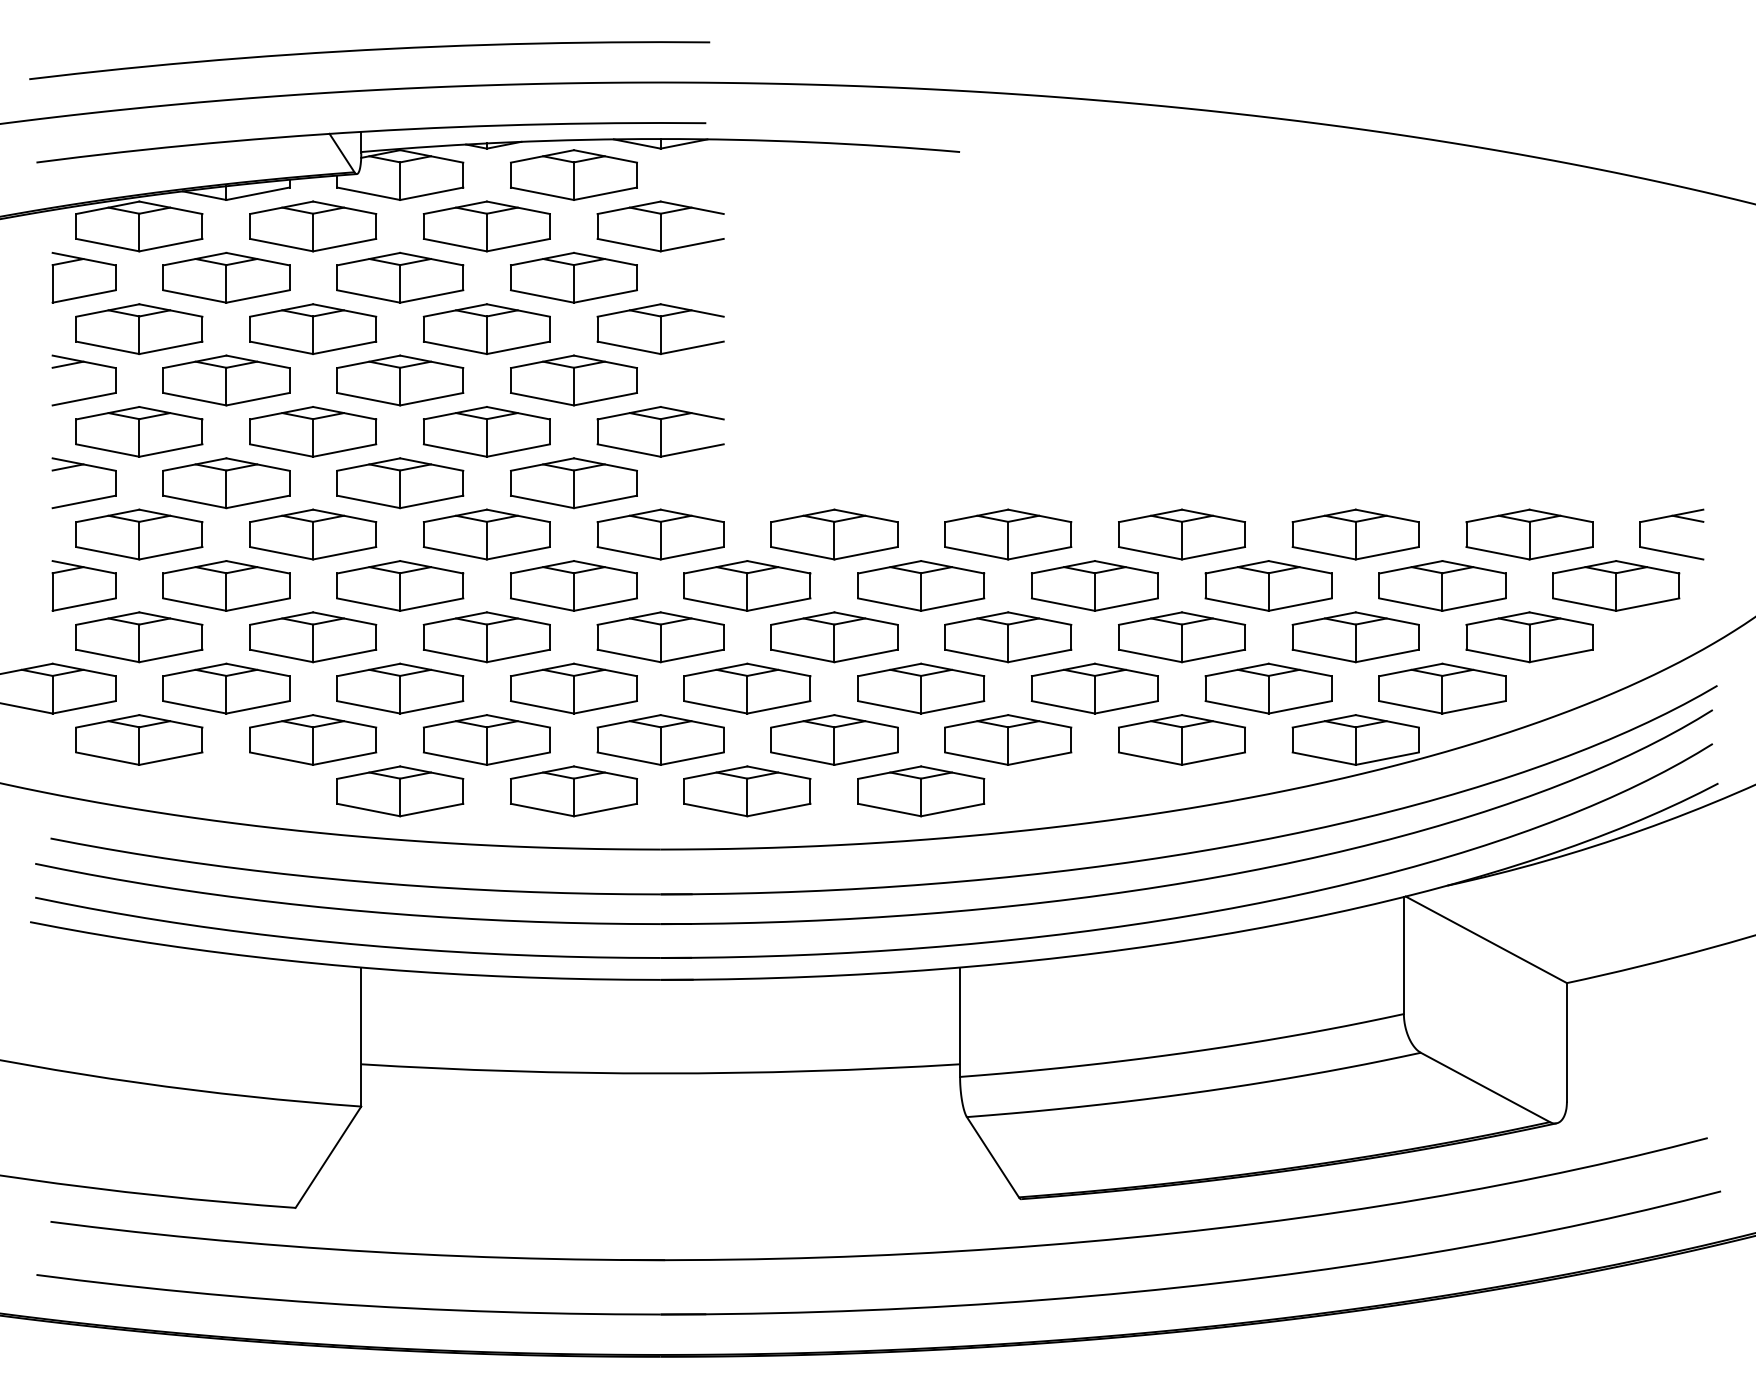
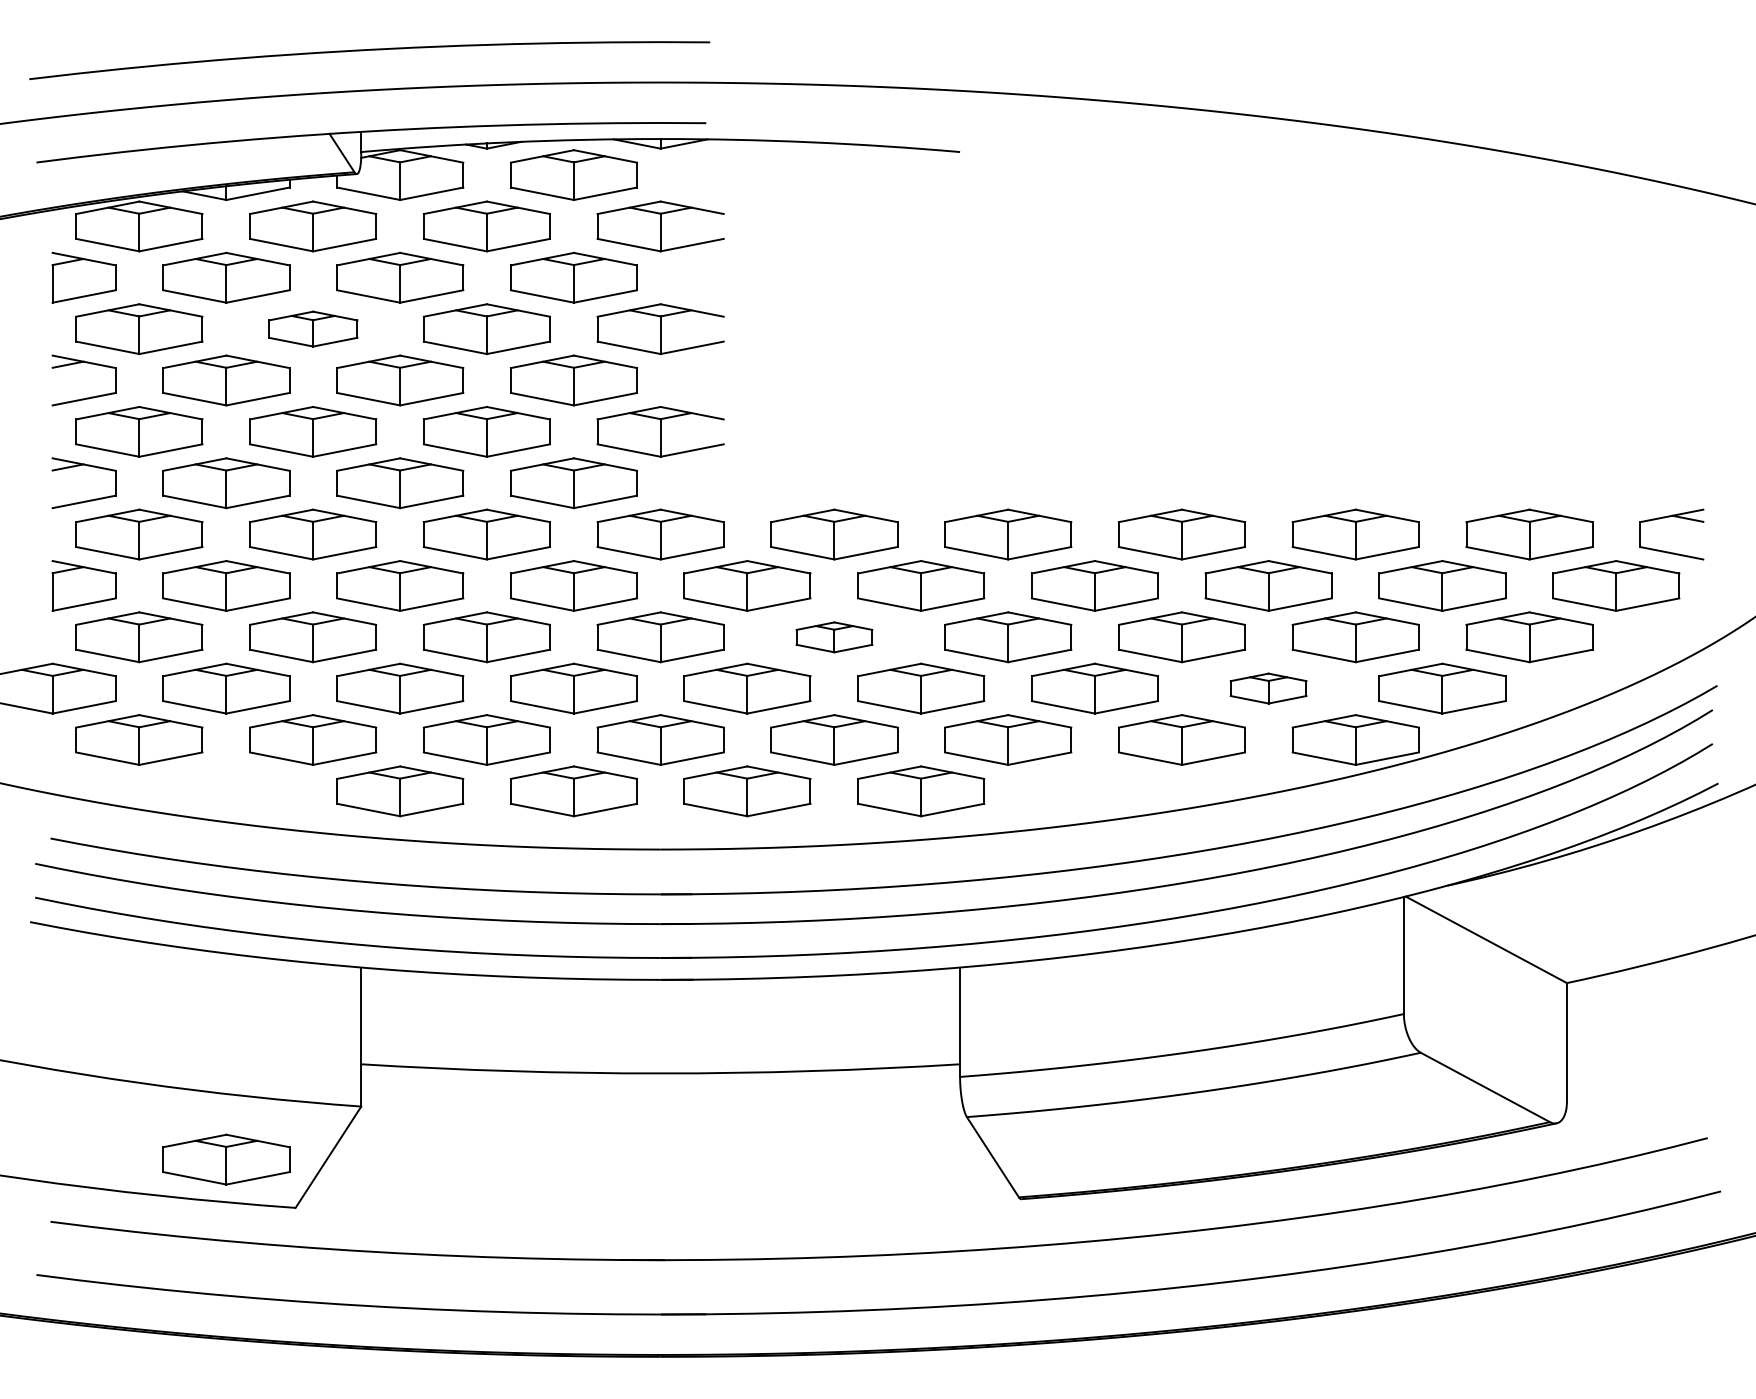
part size: 129x52 px -> 91x38 px (313, 328)
part size: 129x53 px -> 79x33 px (834, 637)
part size: 129x53 px -> 79x33 px (1268, 688)
part: none -> present (226, 1159)
